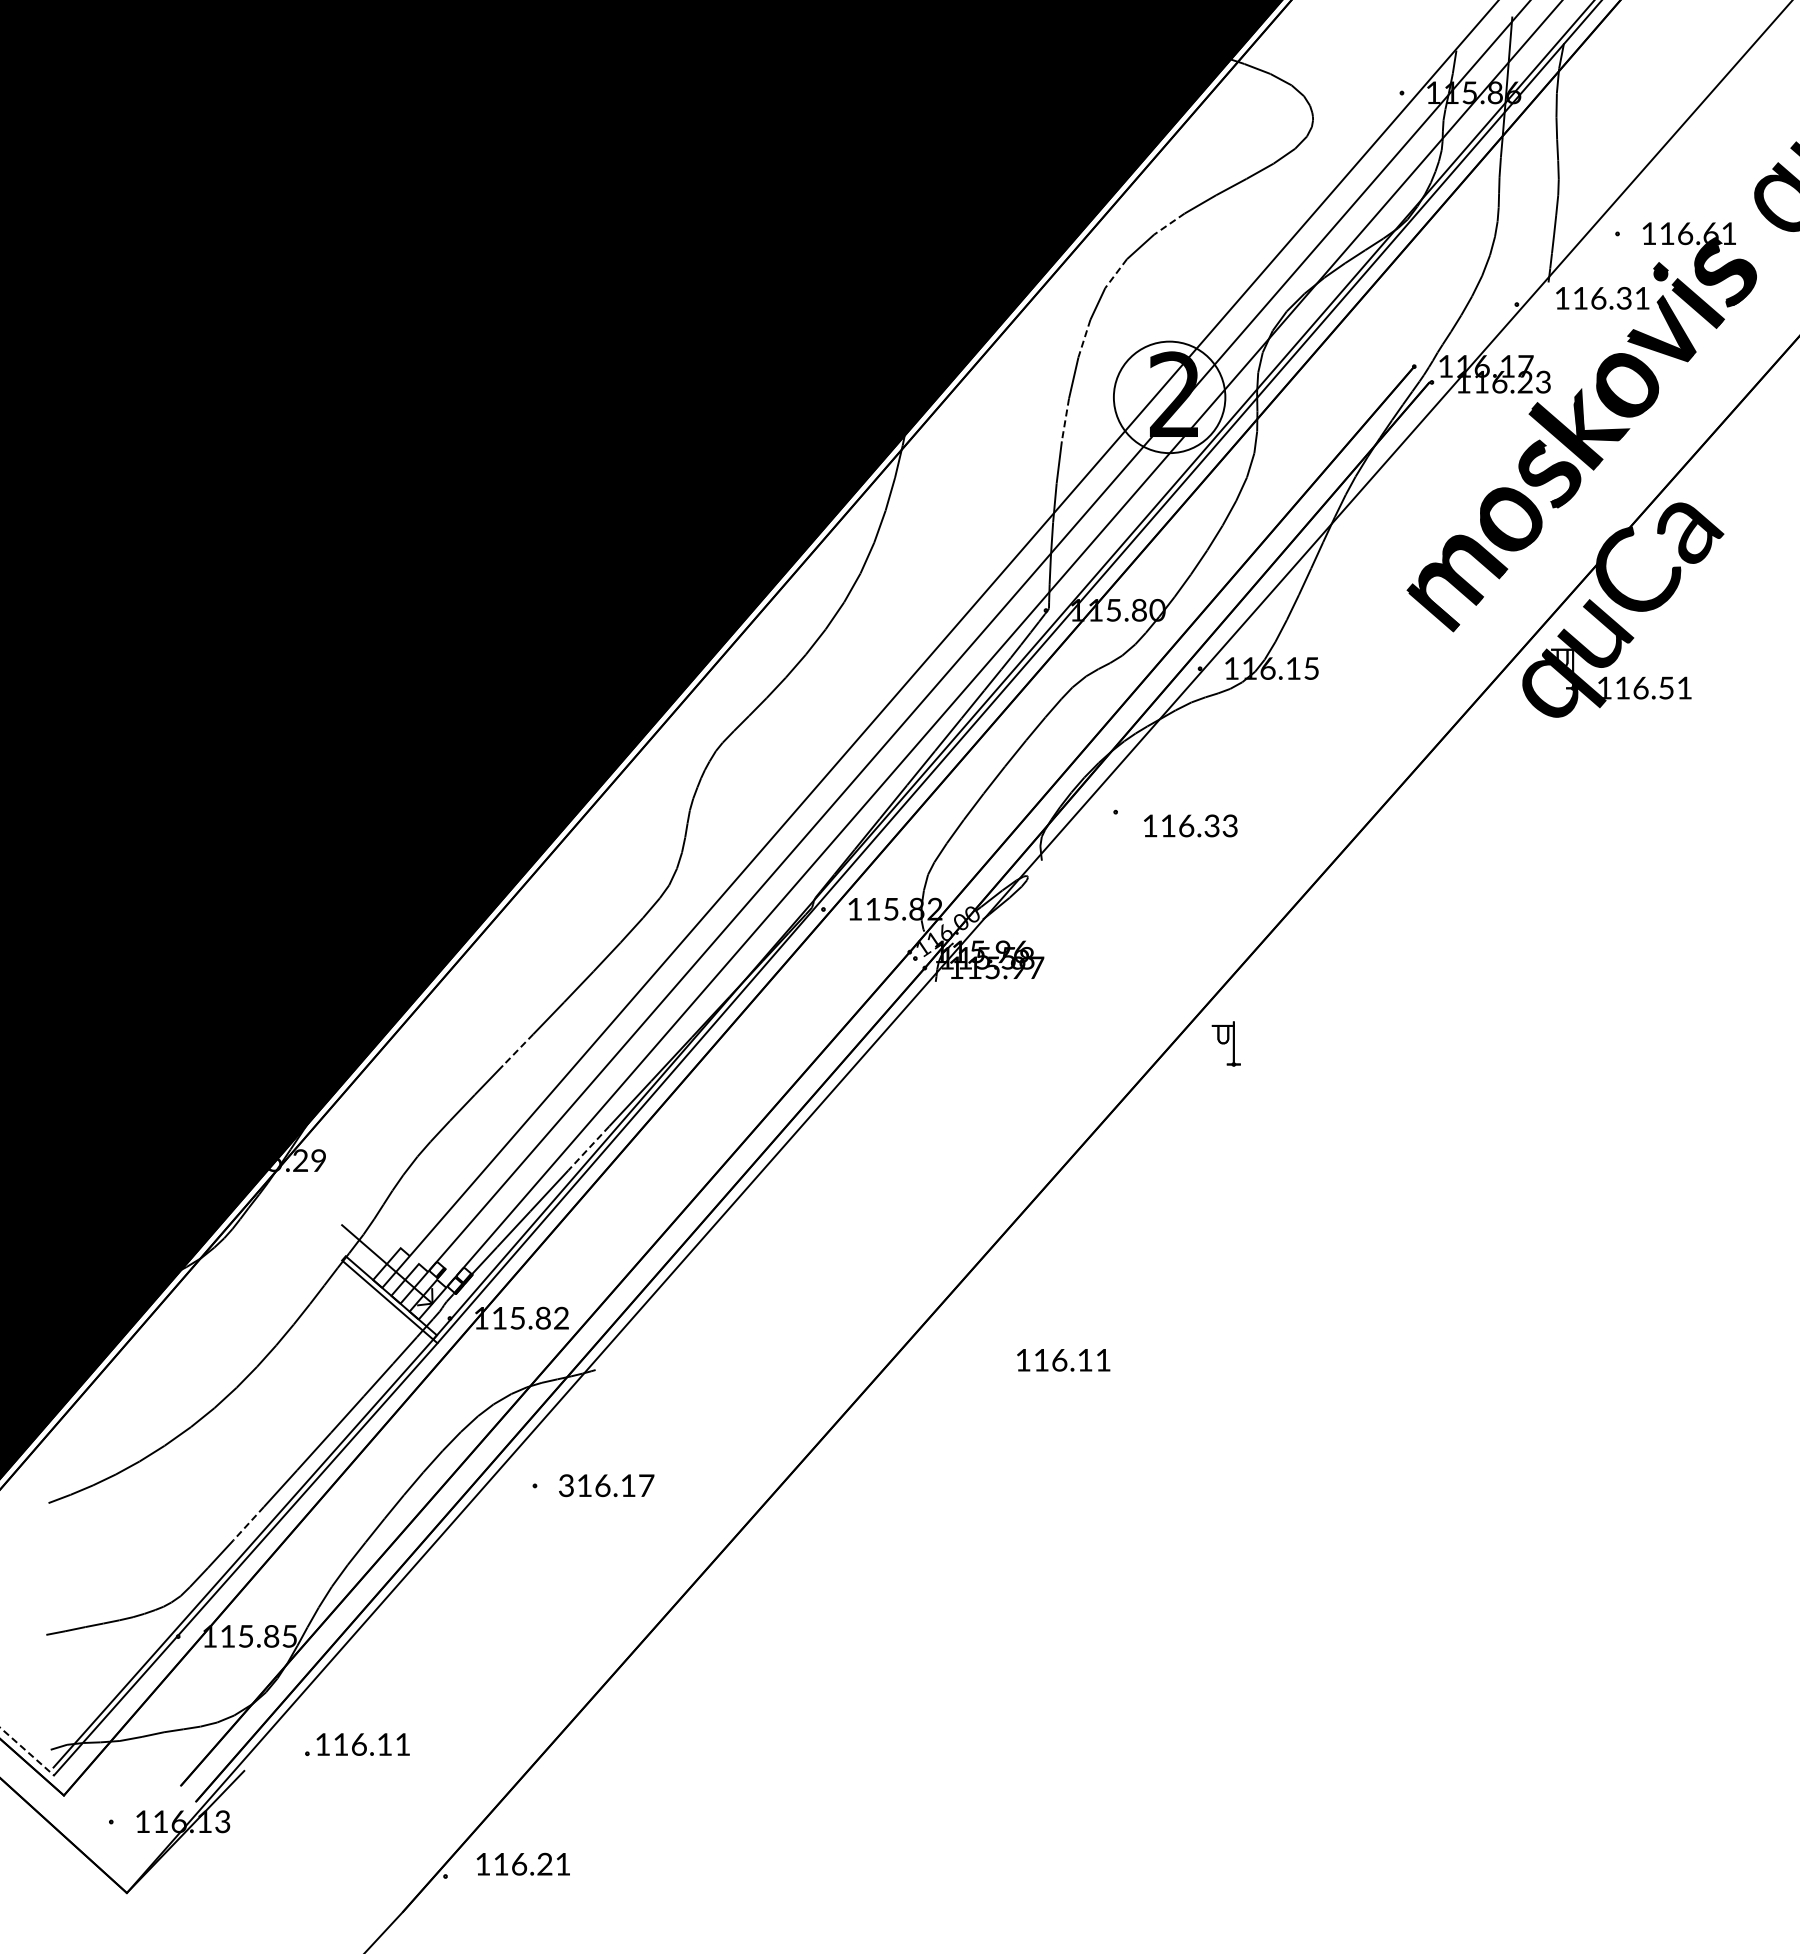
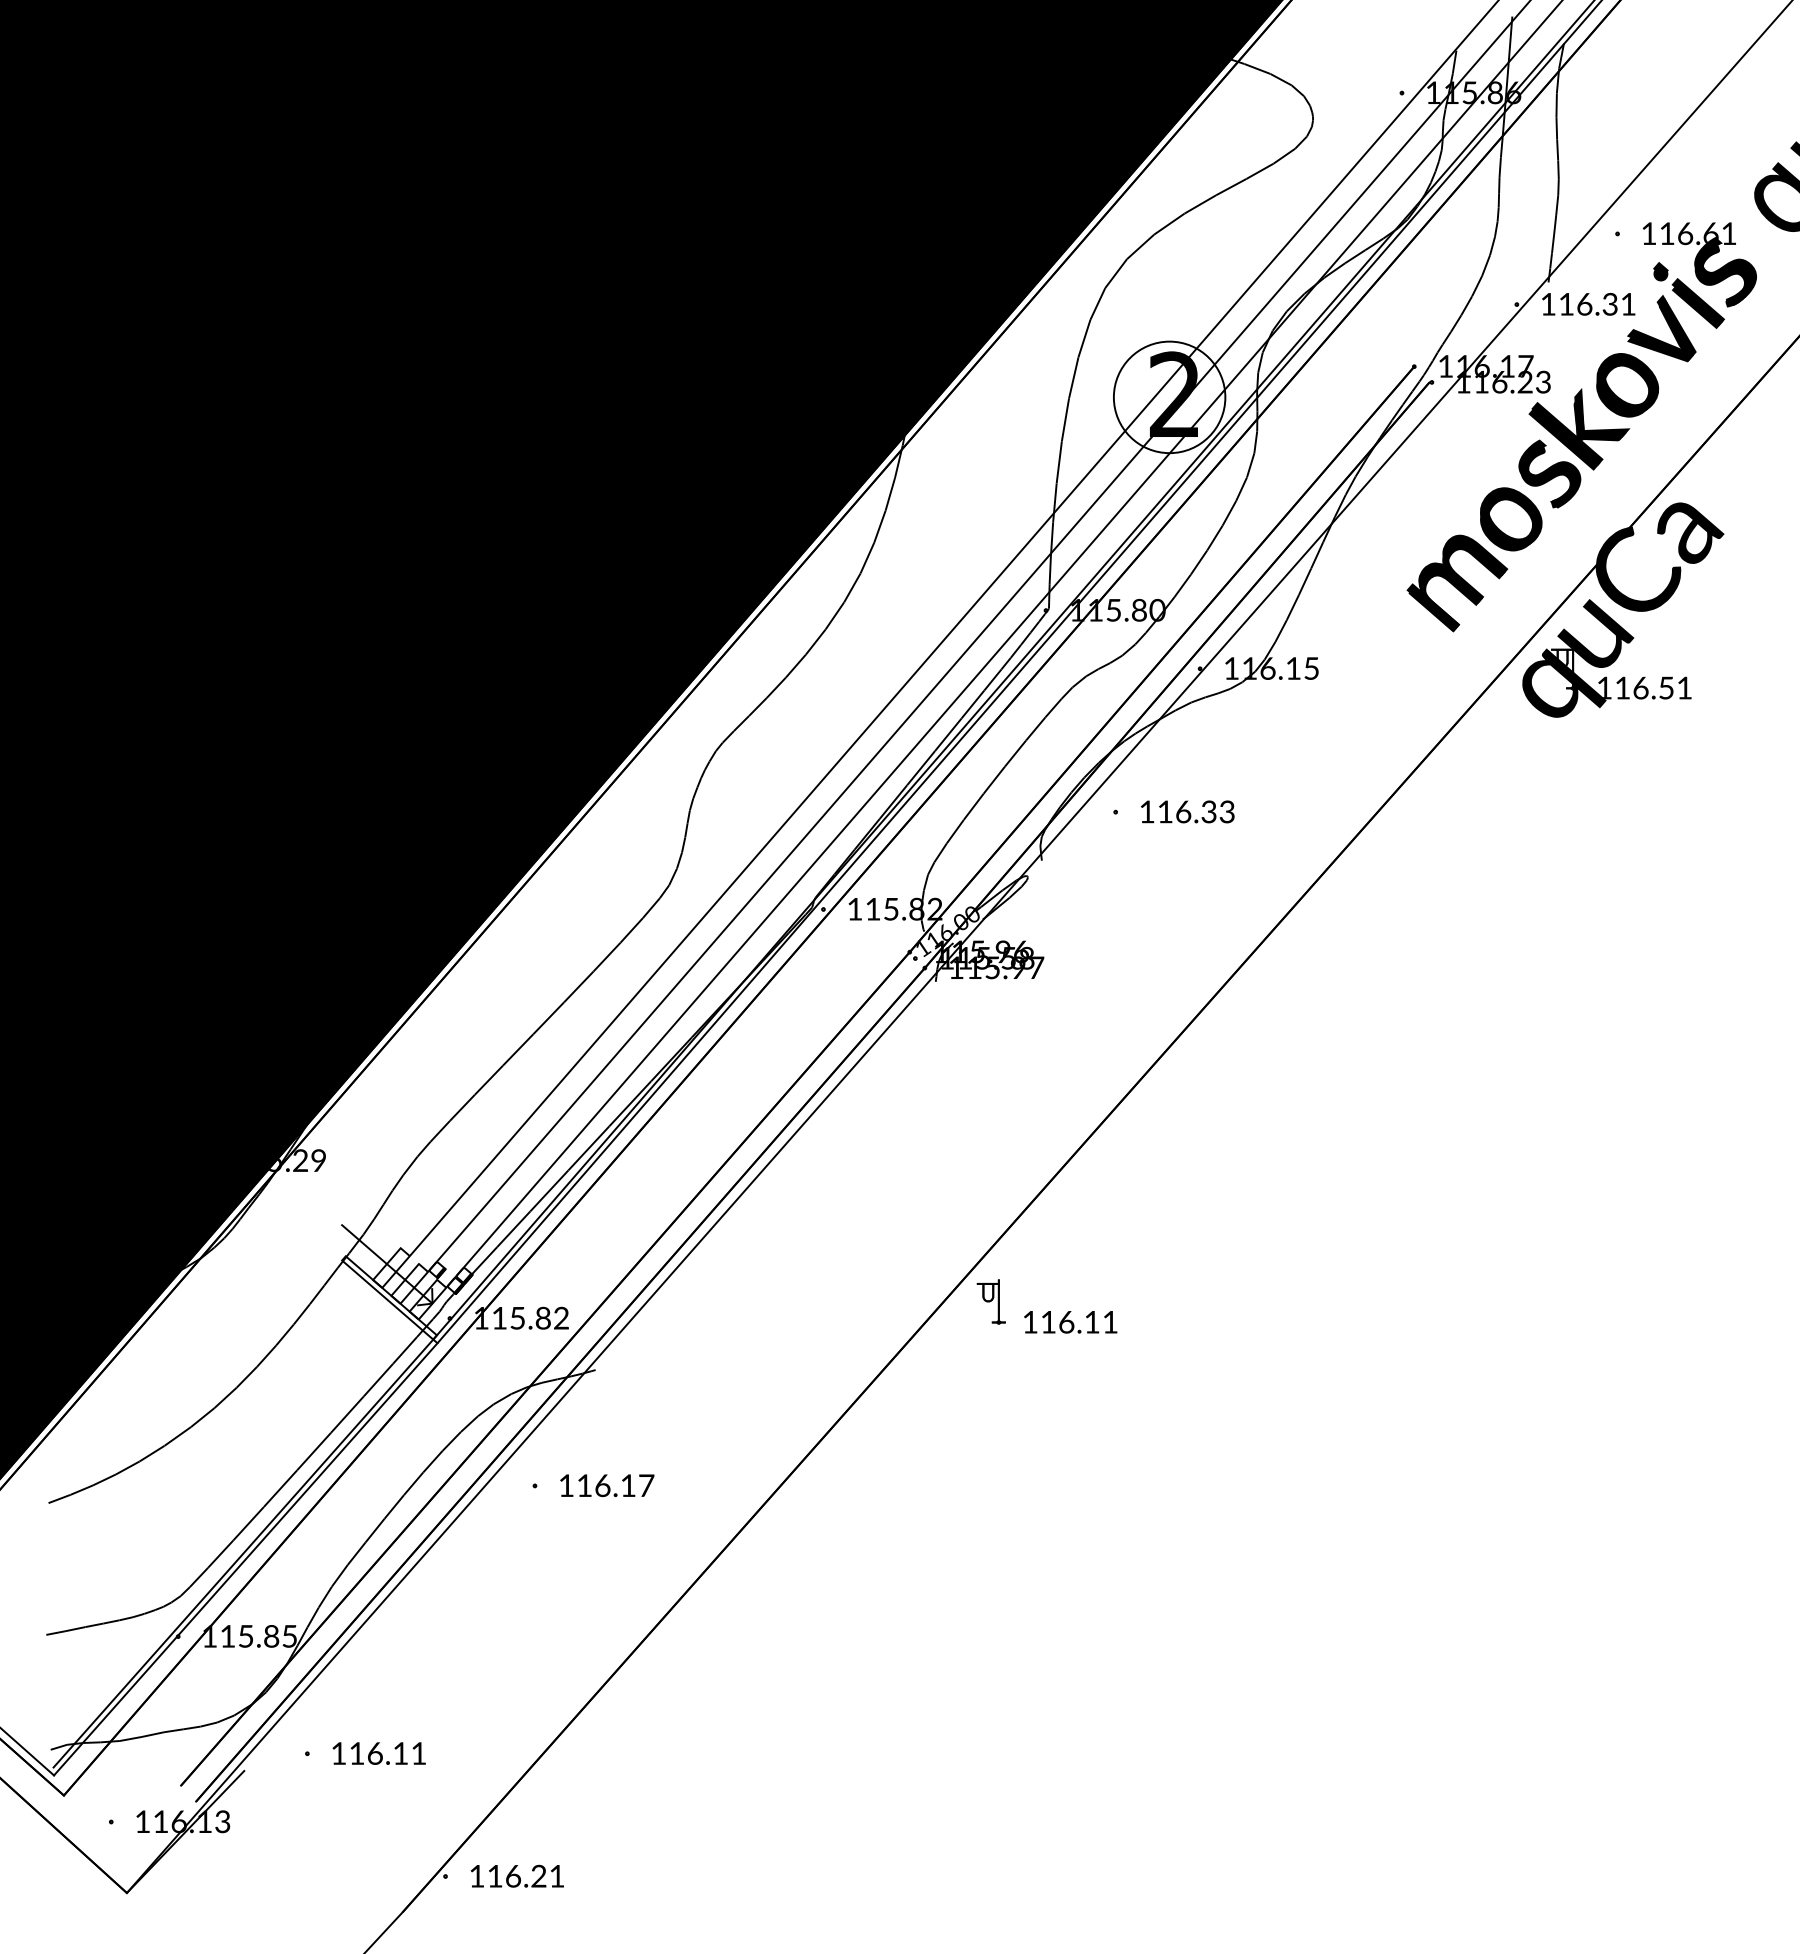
line: dashed -> solid (1169, 224)
line: dashed -> solid (1115, 274)
text position: (1602, 298) -> (1588, 304) (1588, 304)
line: dashed -> solid (1084, 338)
line: dashed -> solid (1065, 420)
text position: (1190, 825) -> (1187, 811) (1187, 811)
part position: (1225, 1043) -> (990, 1301) (990, 1301)
line: dashed -> solid (518, 1049)
line: dashed -> solid (588, 1148)
text position: (1063, 1360) -> (1070, 1322) (1070, 1322)
text: 316.17 -> 116.17 (566, 1485)
line: dashed -> solid (248, 1523)
text position: (362, 1744) -> (378, 1753) (378, 1753)
line: dashed -> solid (27, 1751)
text position: (522, 1863) -> (516, 1875) (516, 1875)
